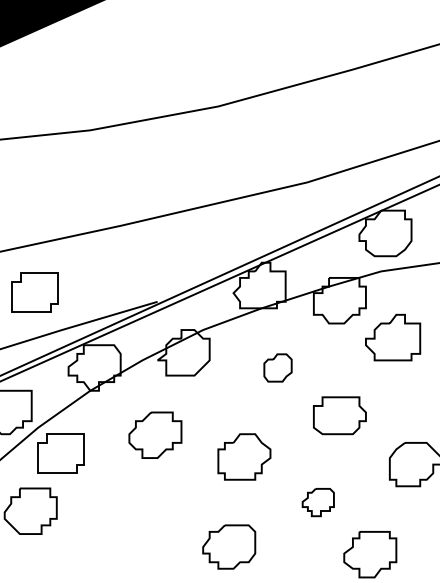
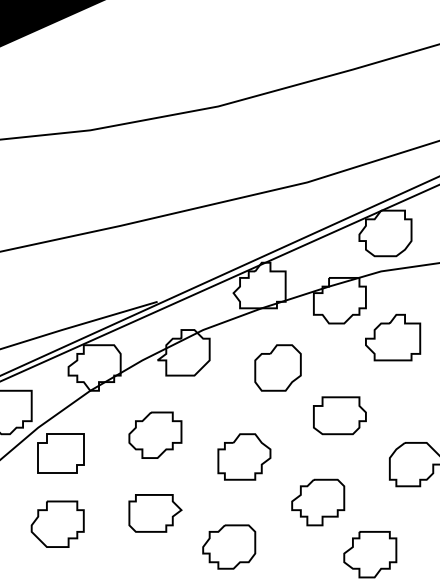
part: present -> none (34, 292)
part size: 30x30 px -> 48x48 px (277, 367)
part size: 34x30 px -> 55x49 px (318, 502)
part position: (30, 510) -> (57, 523) (57, 523)
part: none -> present (155, 513)
